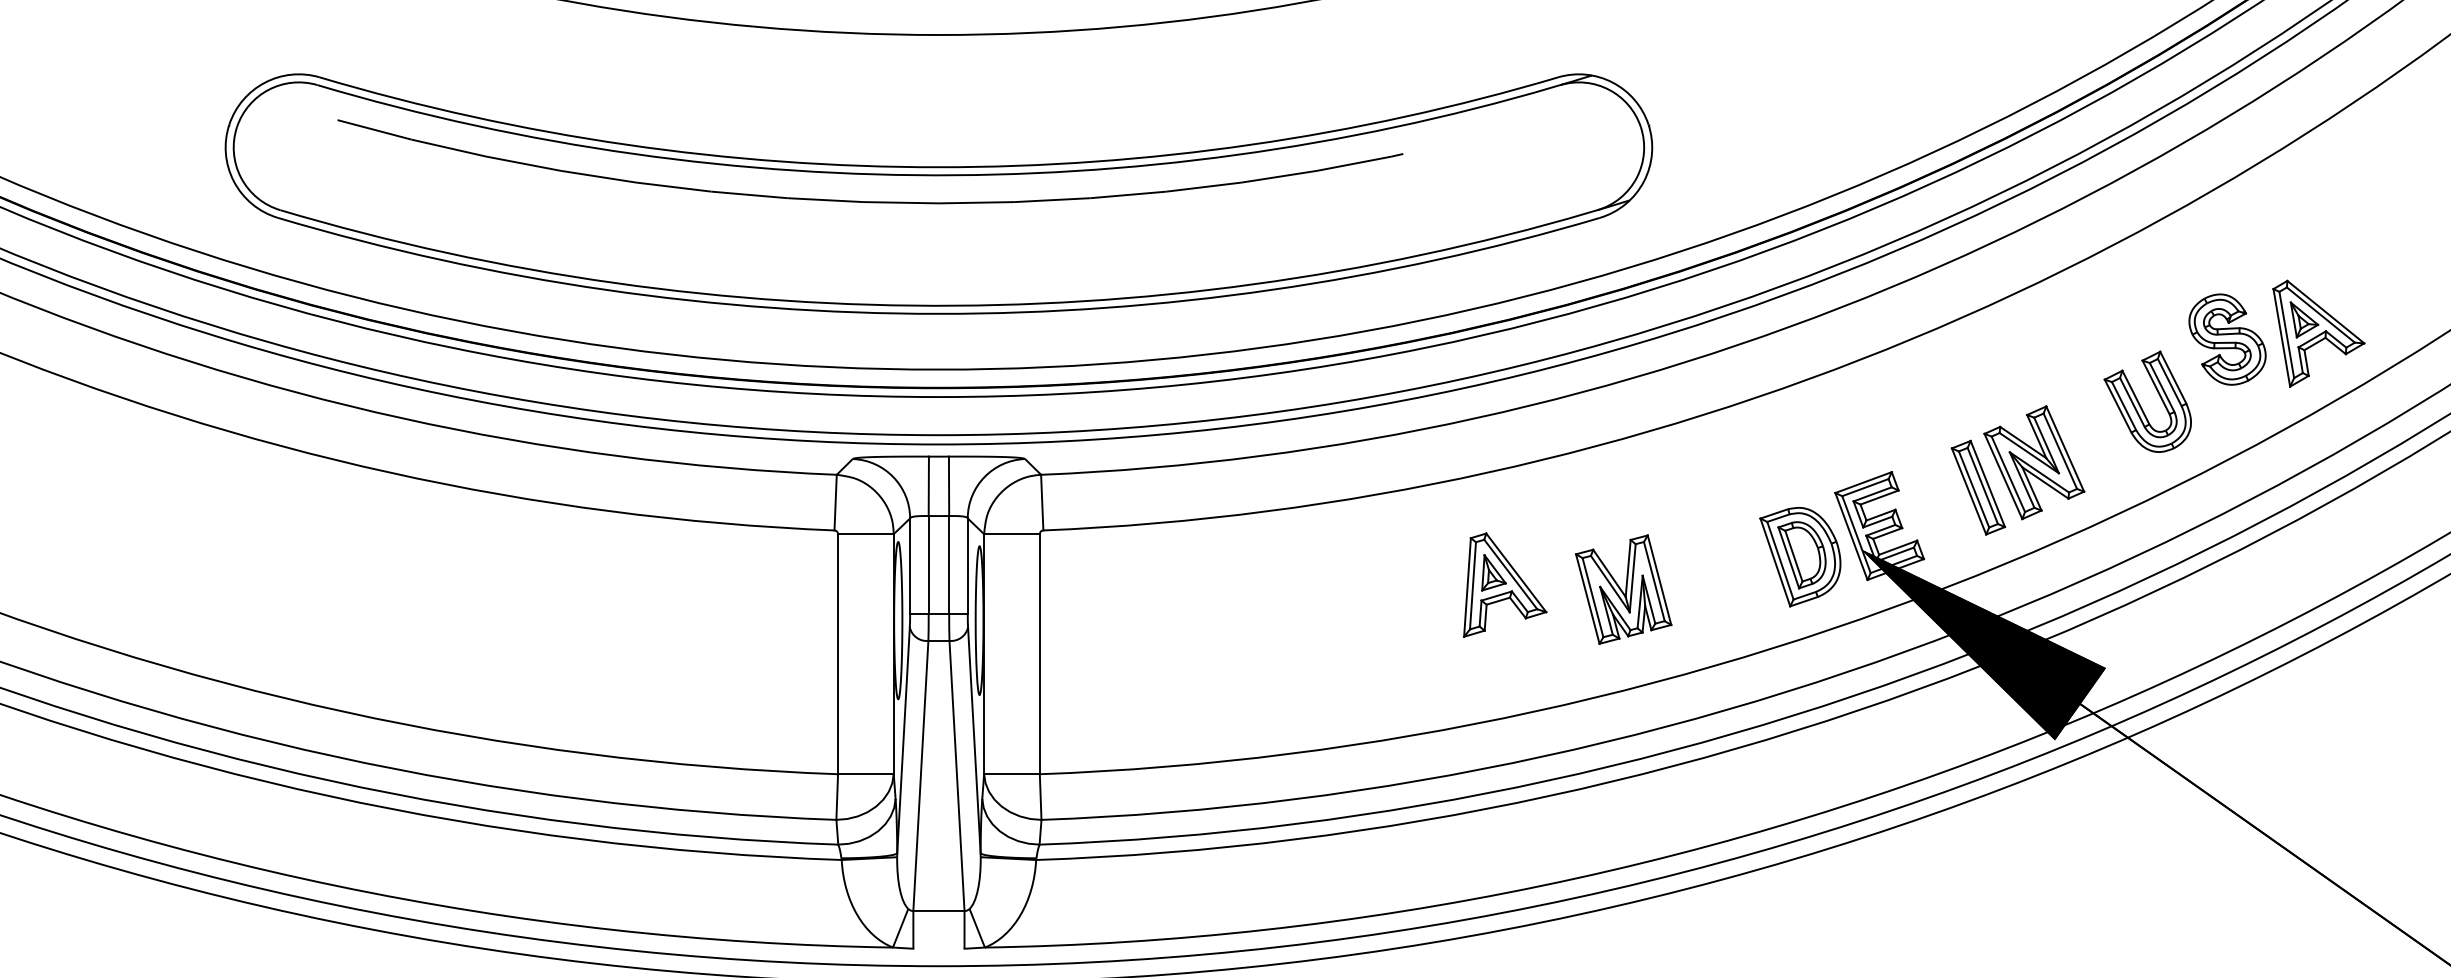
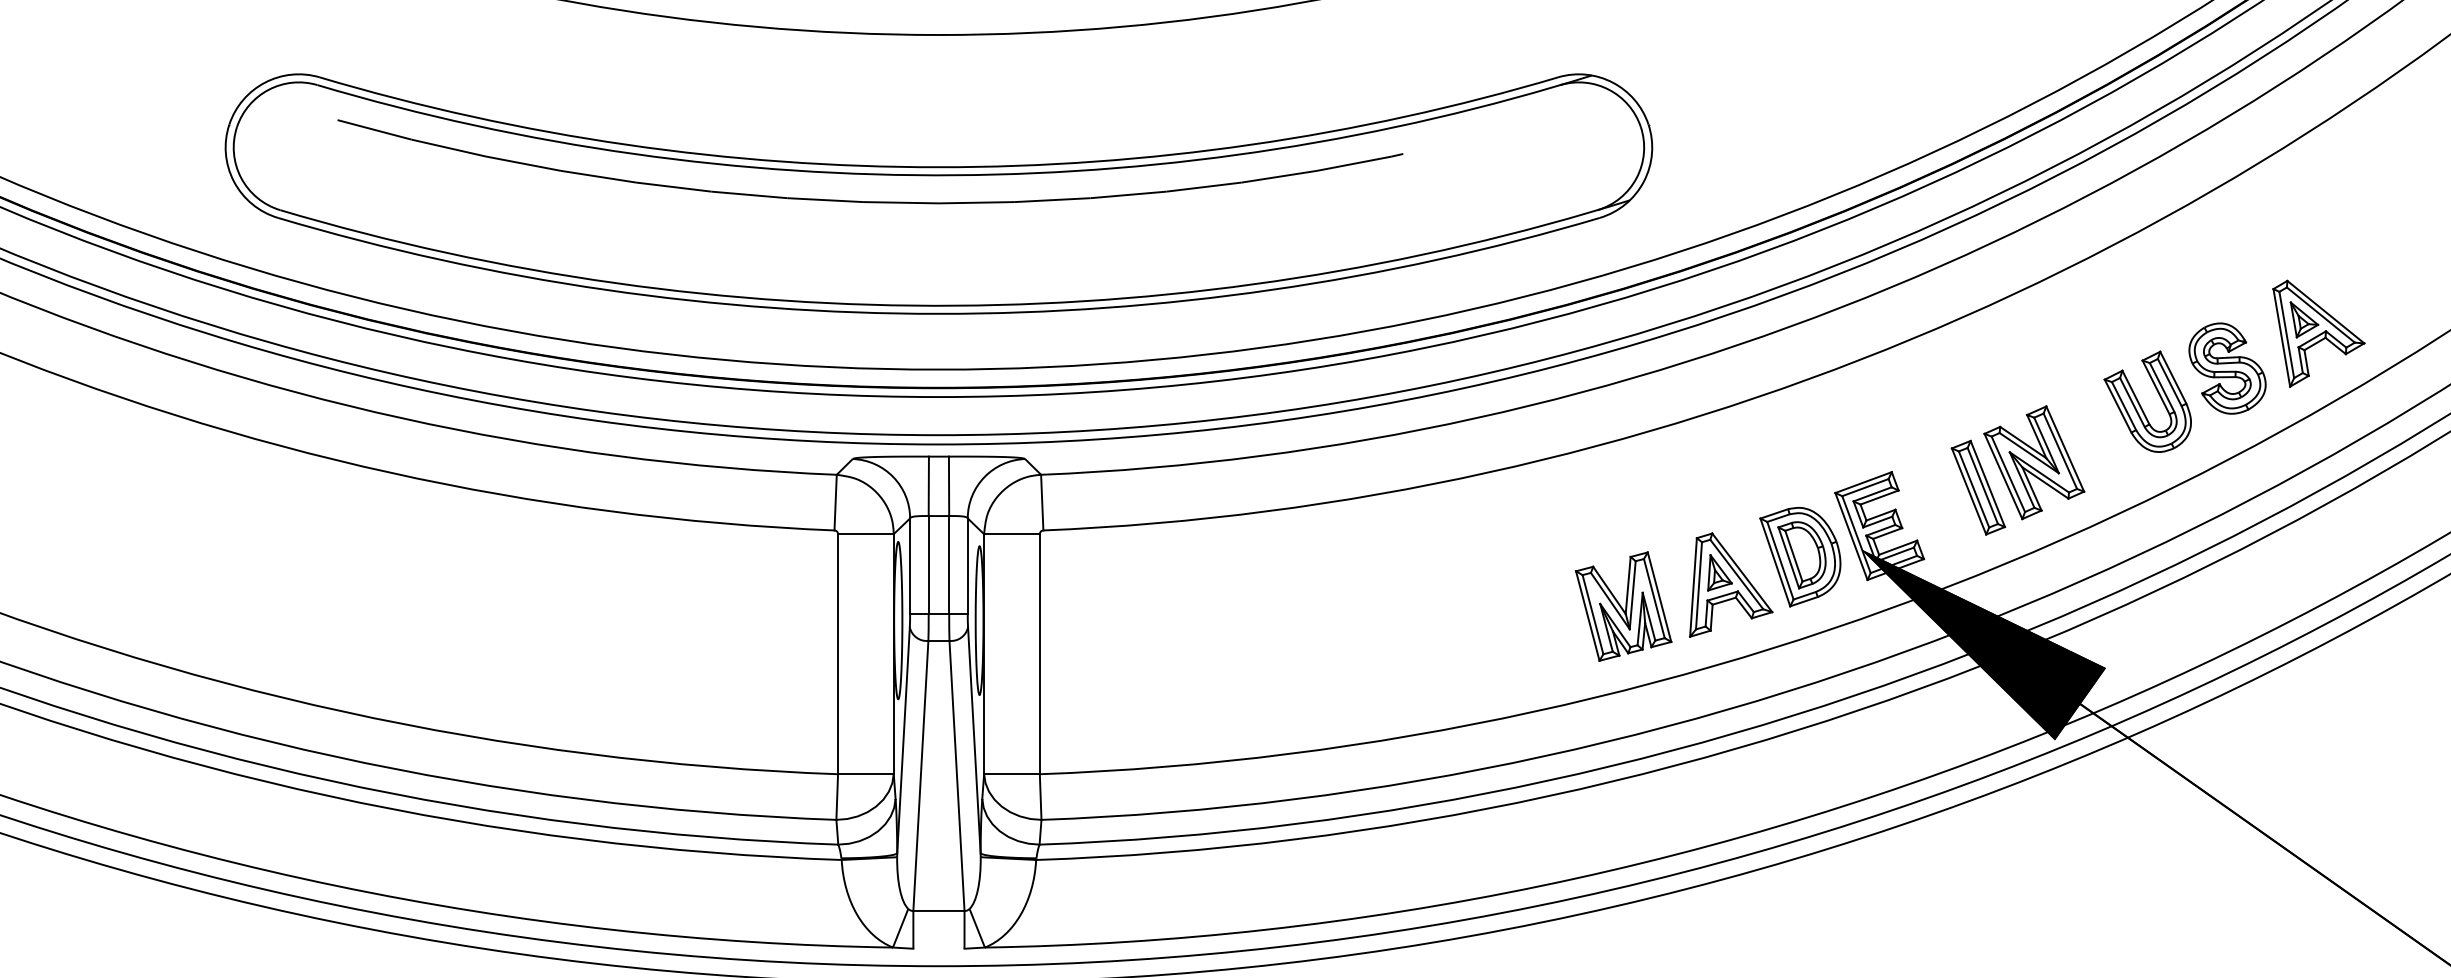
part position: (2227, 339) -> (2227, 368) (2227, 368)
part position: (1505, 584) -> (1731, 584) (1731, 584)
part position: (1623, 589) -> (1623, 606) (1623, 606)
